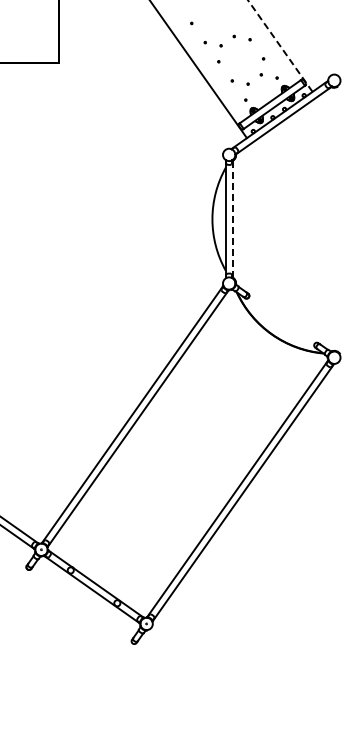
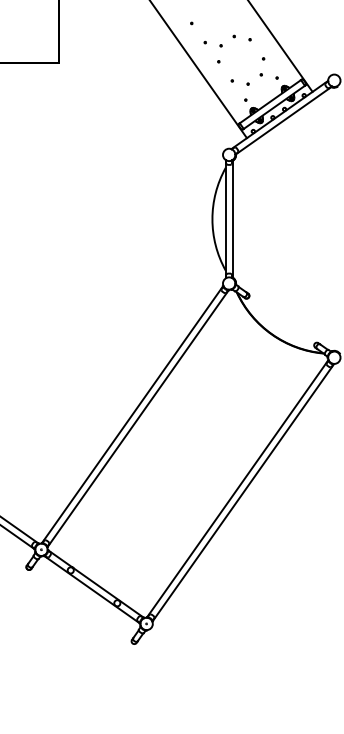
line: dashed -> solid (280, 46)
line: dashed -> solid (232, 218)
